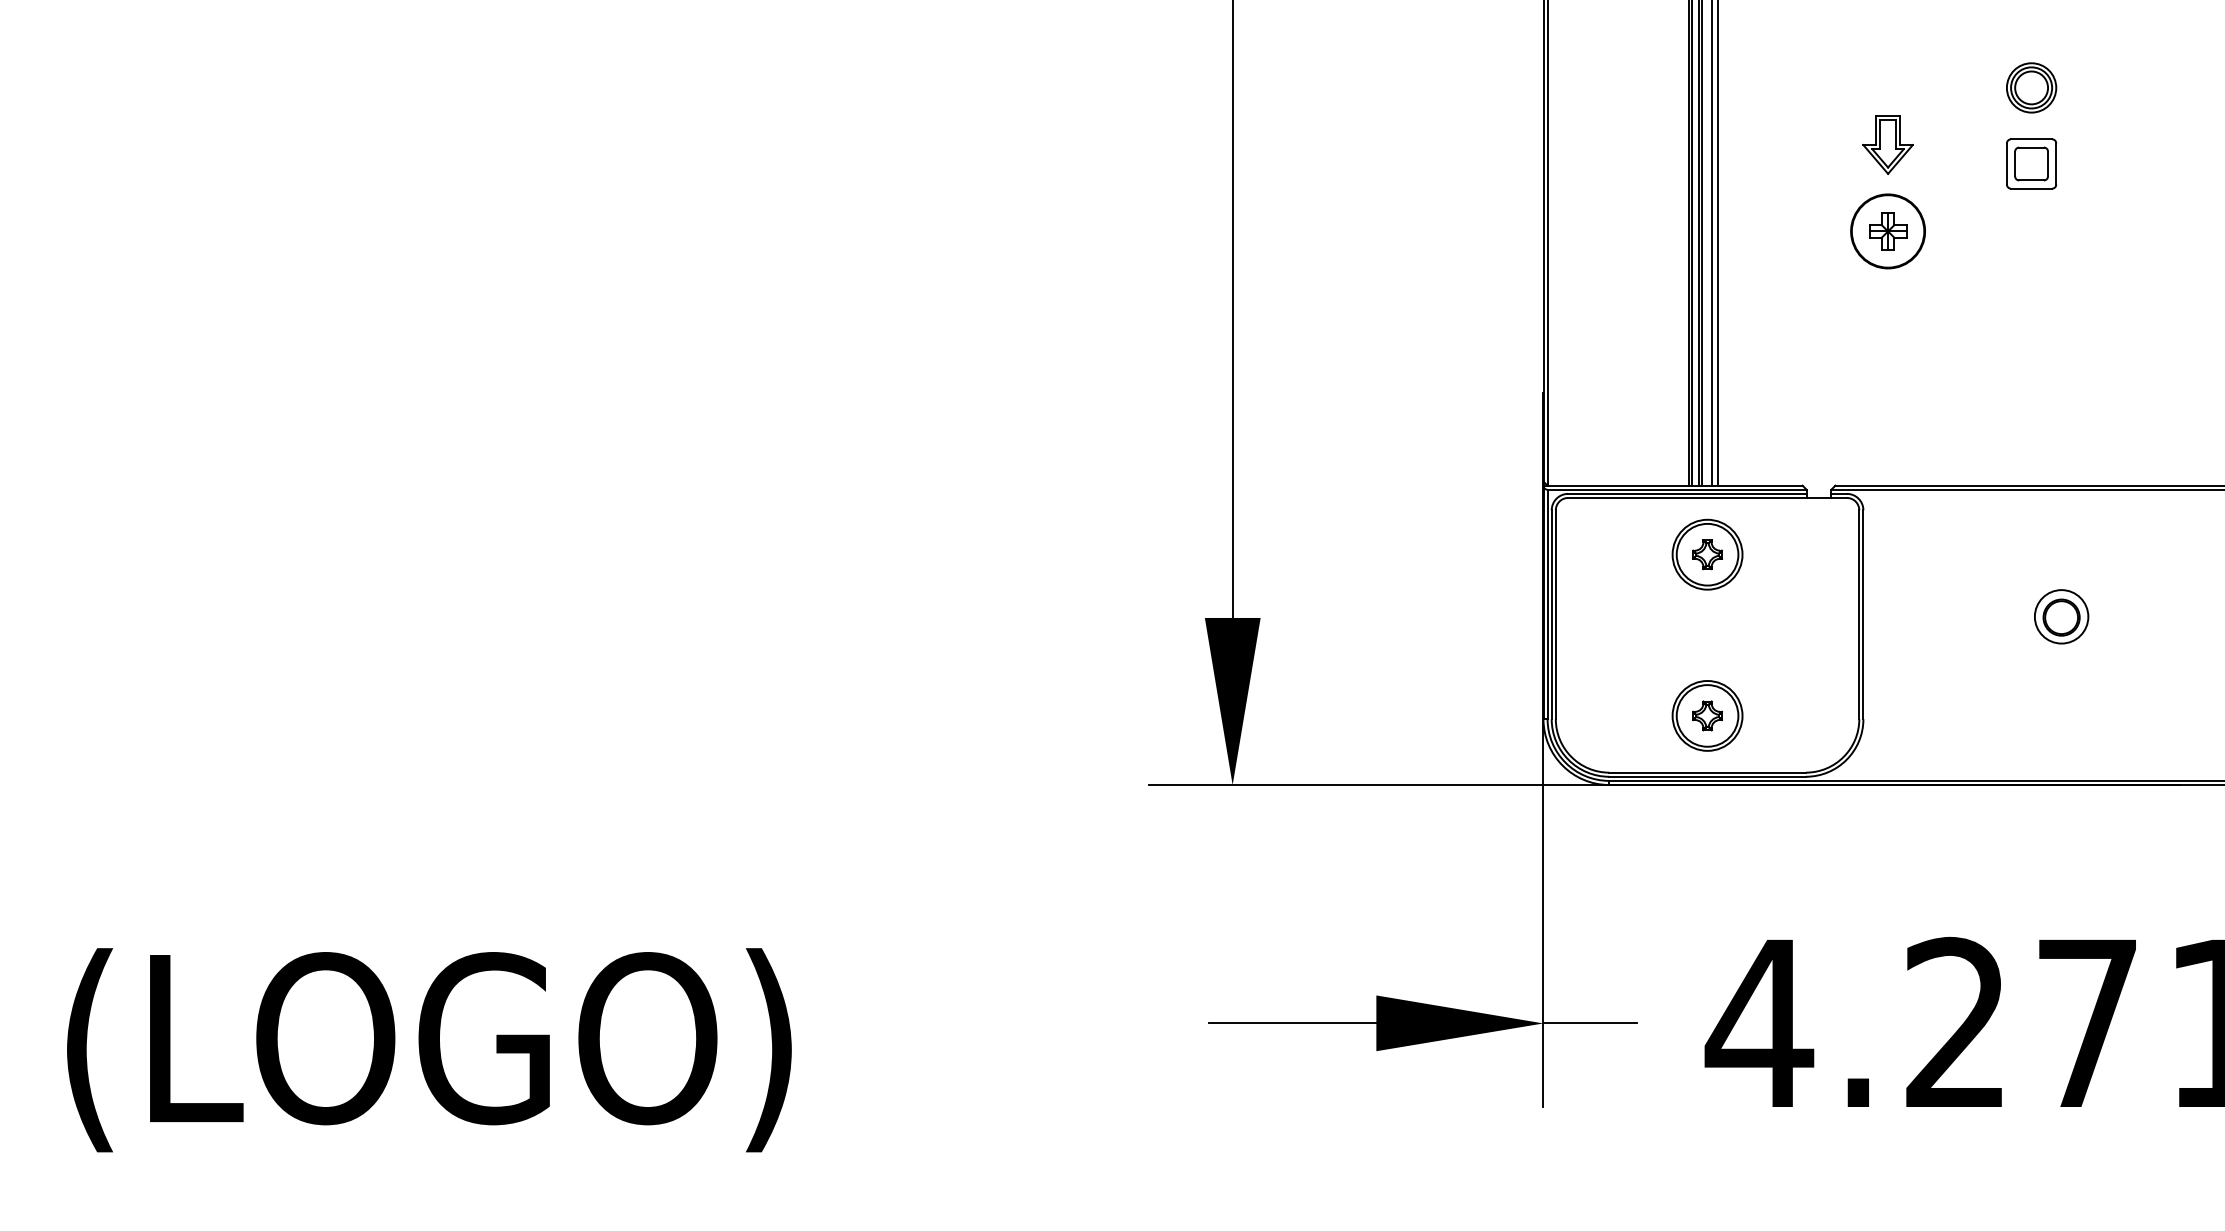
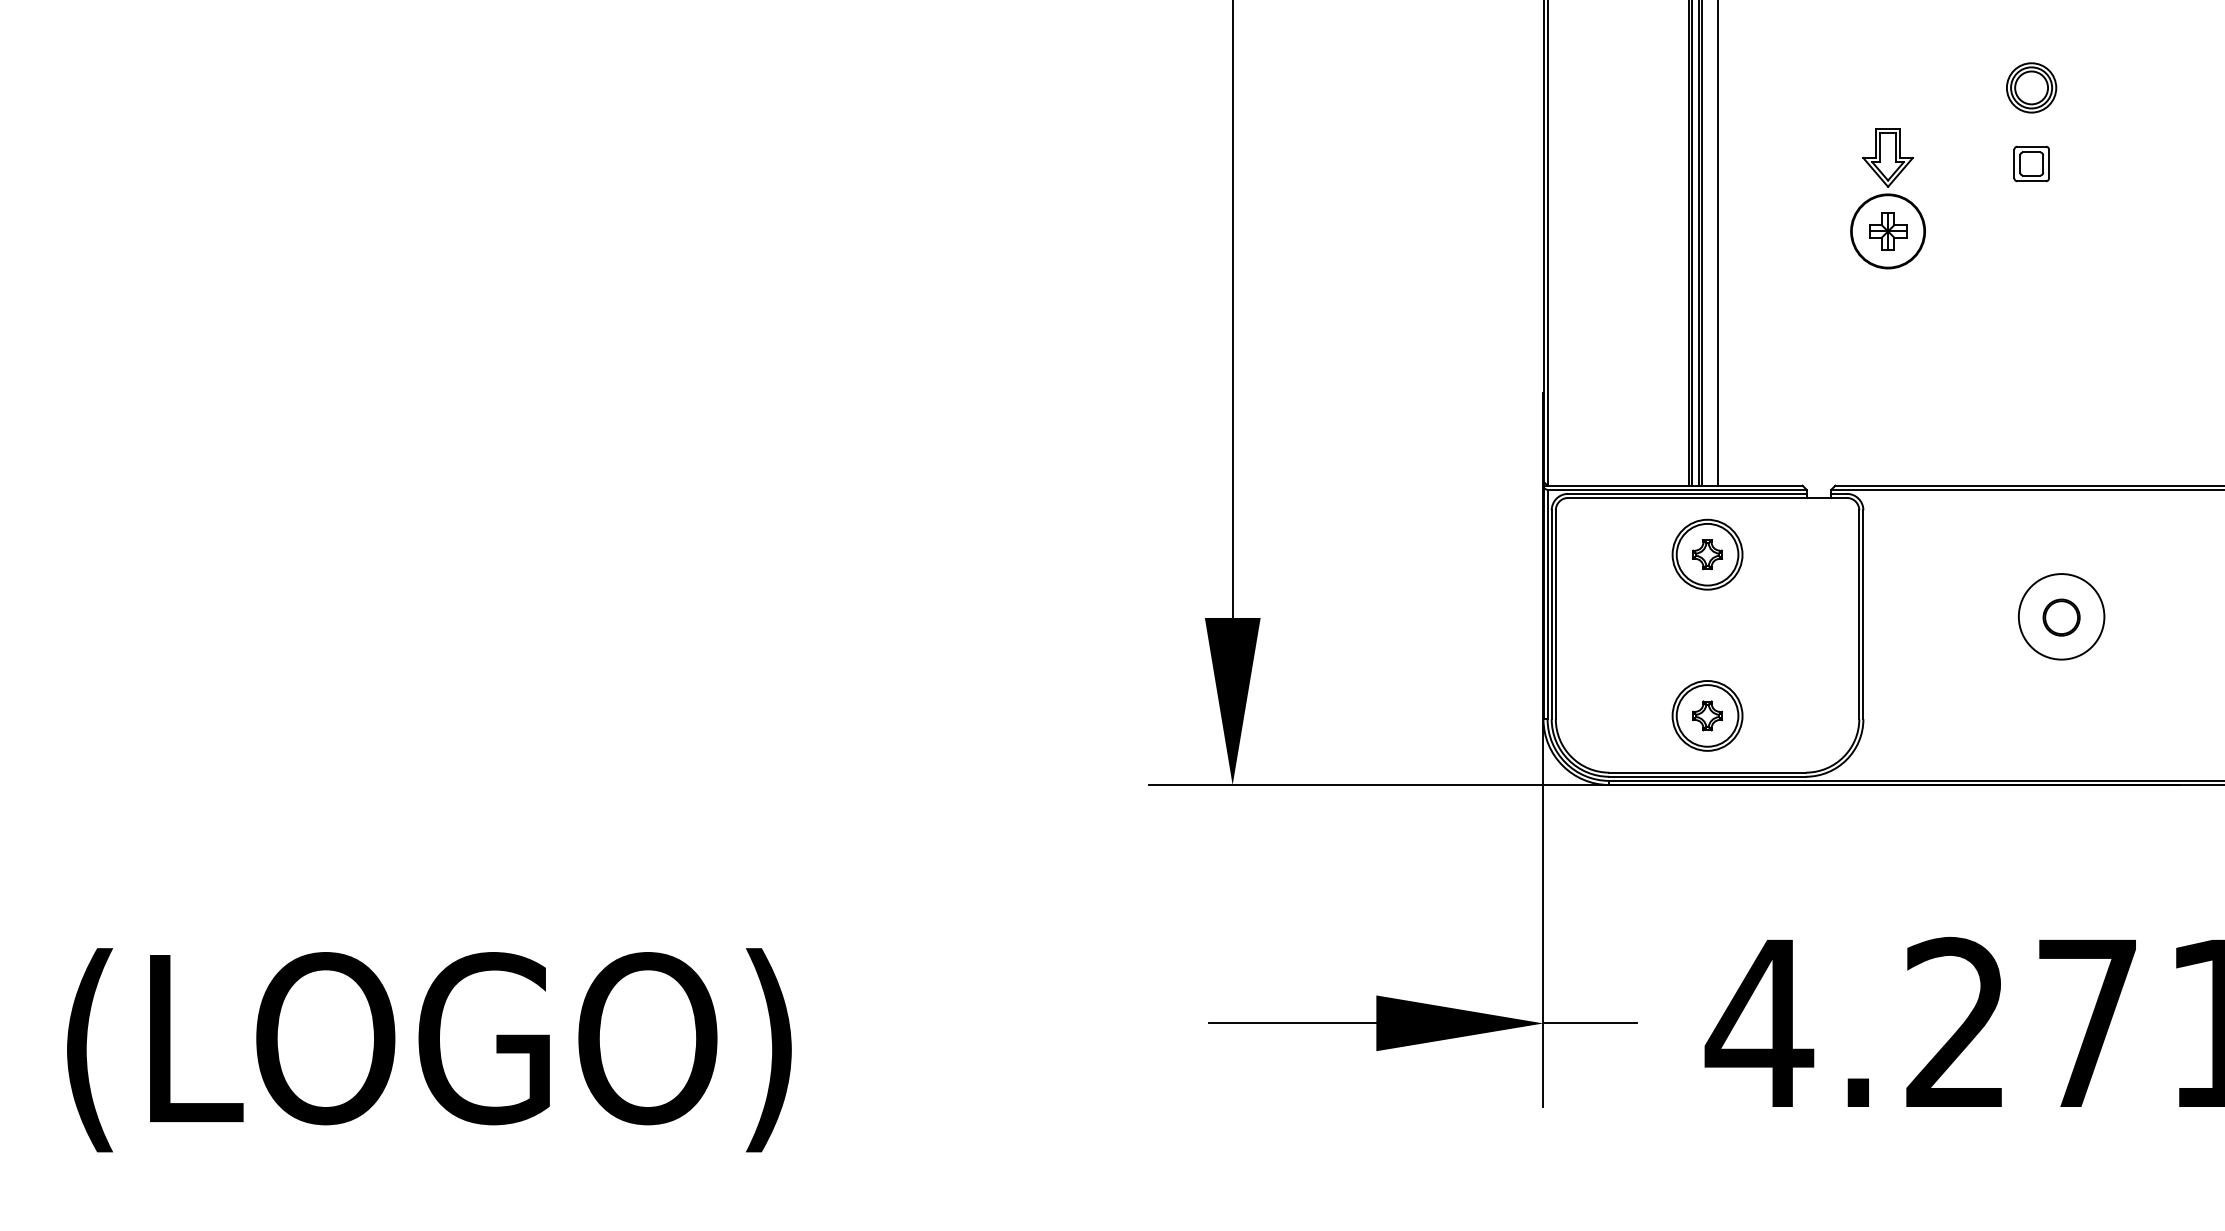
part position: (1887, 144) -> (1887, 157) (1887, 157)
part size: 52x52 px -> 37x38 px (2031, 163)
line: present -> none (1712, 243)
circle diameter: 53 px -> 86 px (2061, 616)
